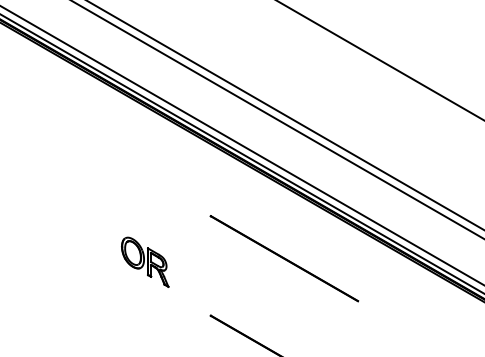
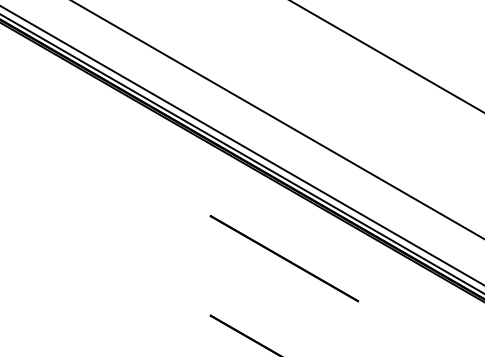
line position: (380, 60) -> (386, 56) (386, 56)
line: present -> none (285, 115)
part: present -> none (145, 261)
